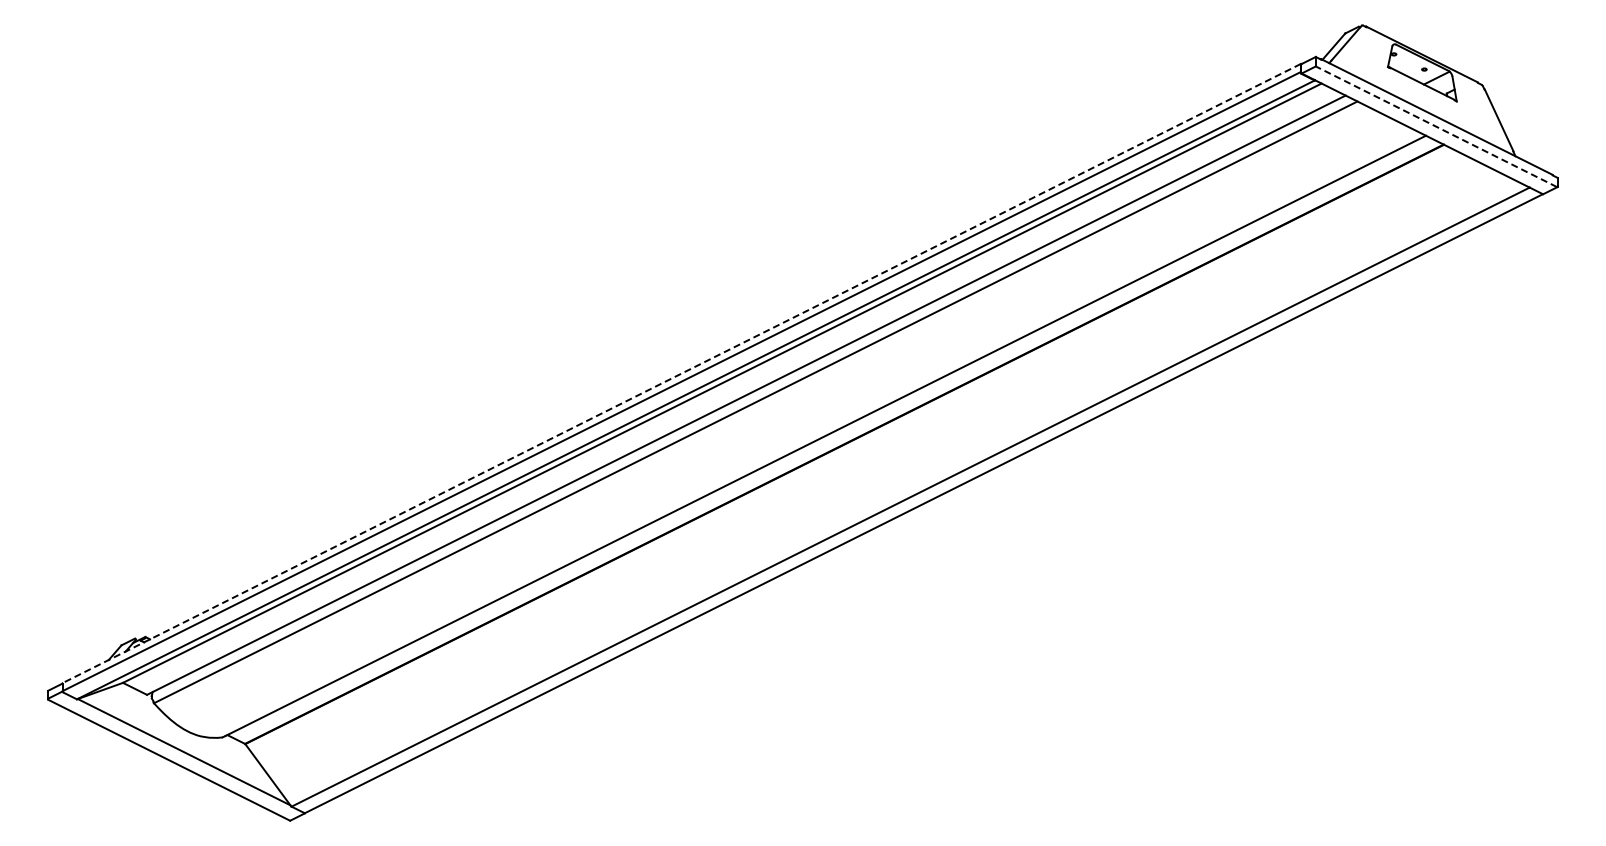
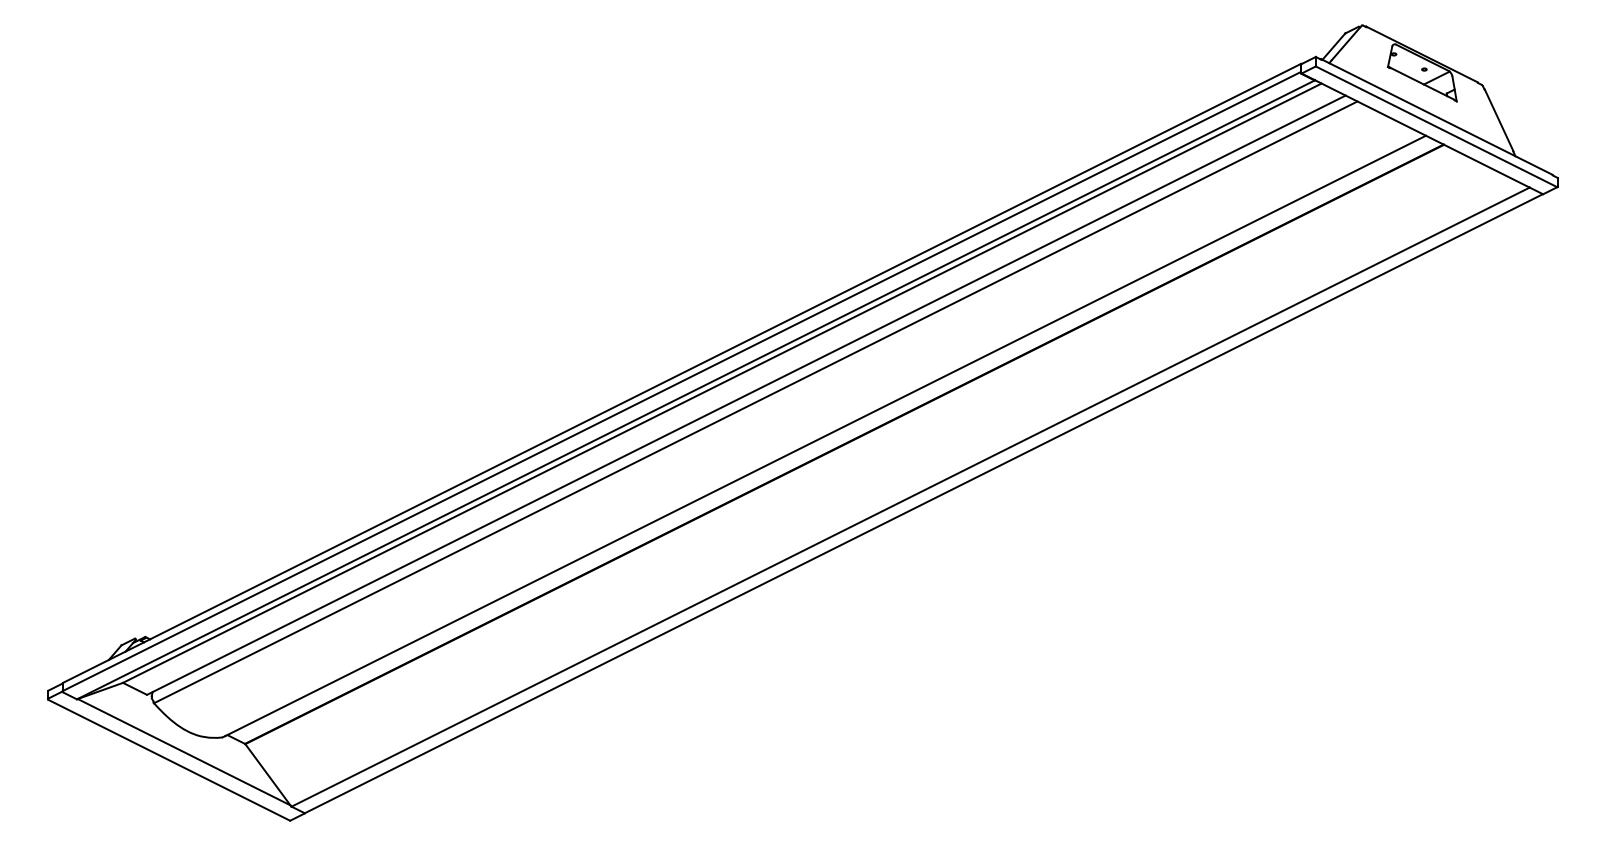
line: dashed -> solid (1436, 126)
line: dashed -> solid (682, 373)
